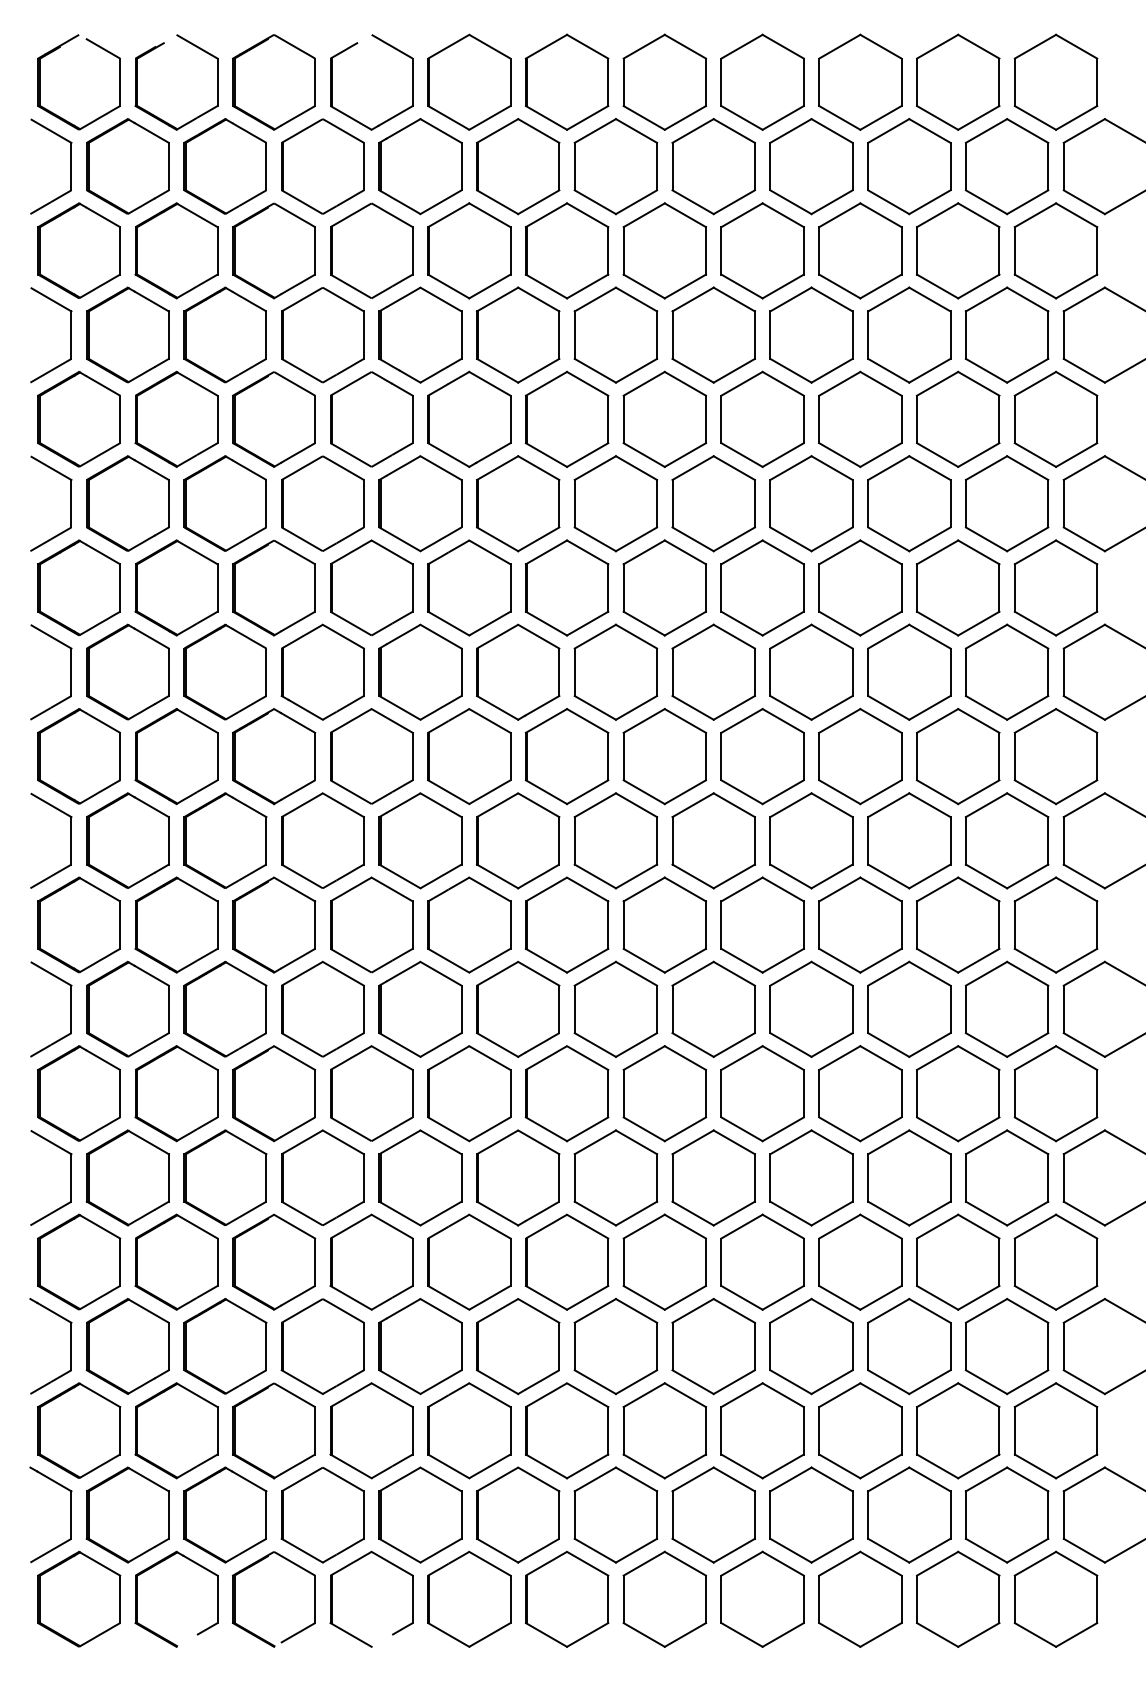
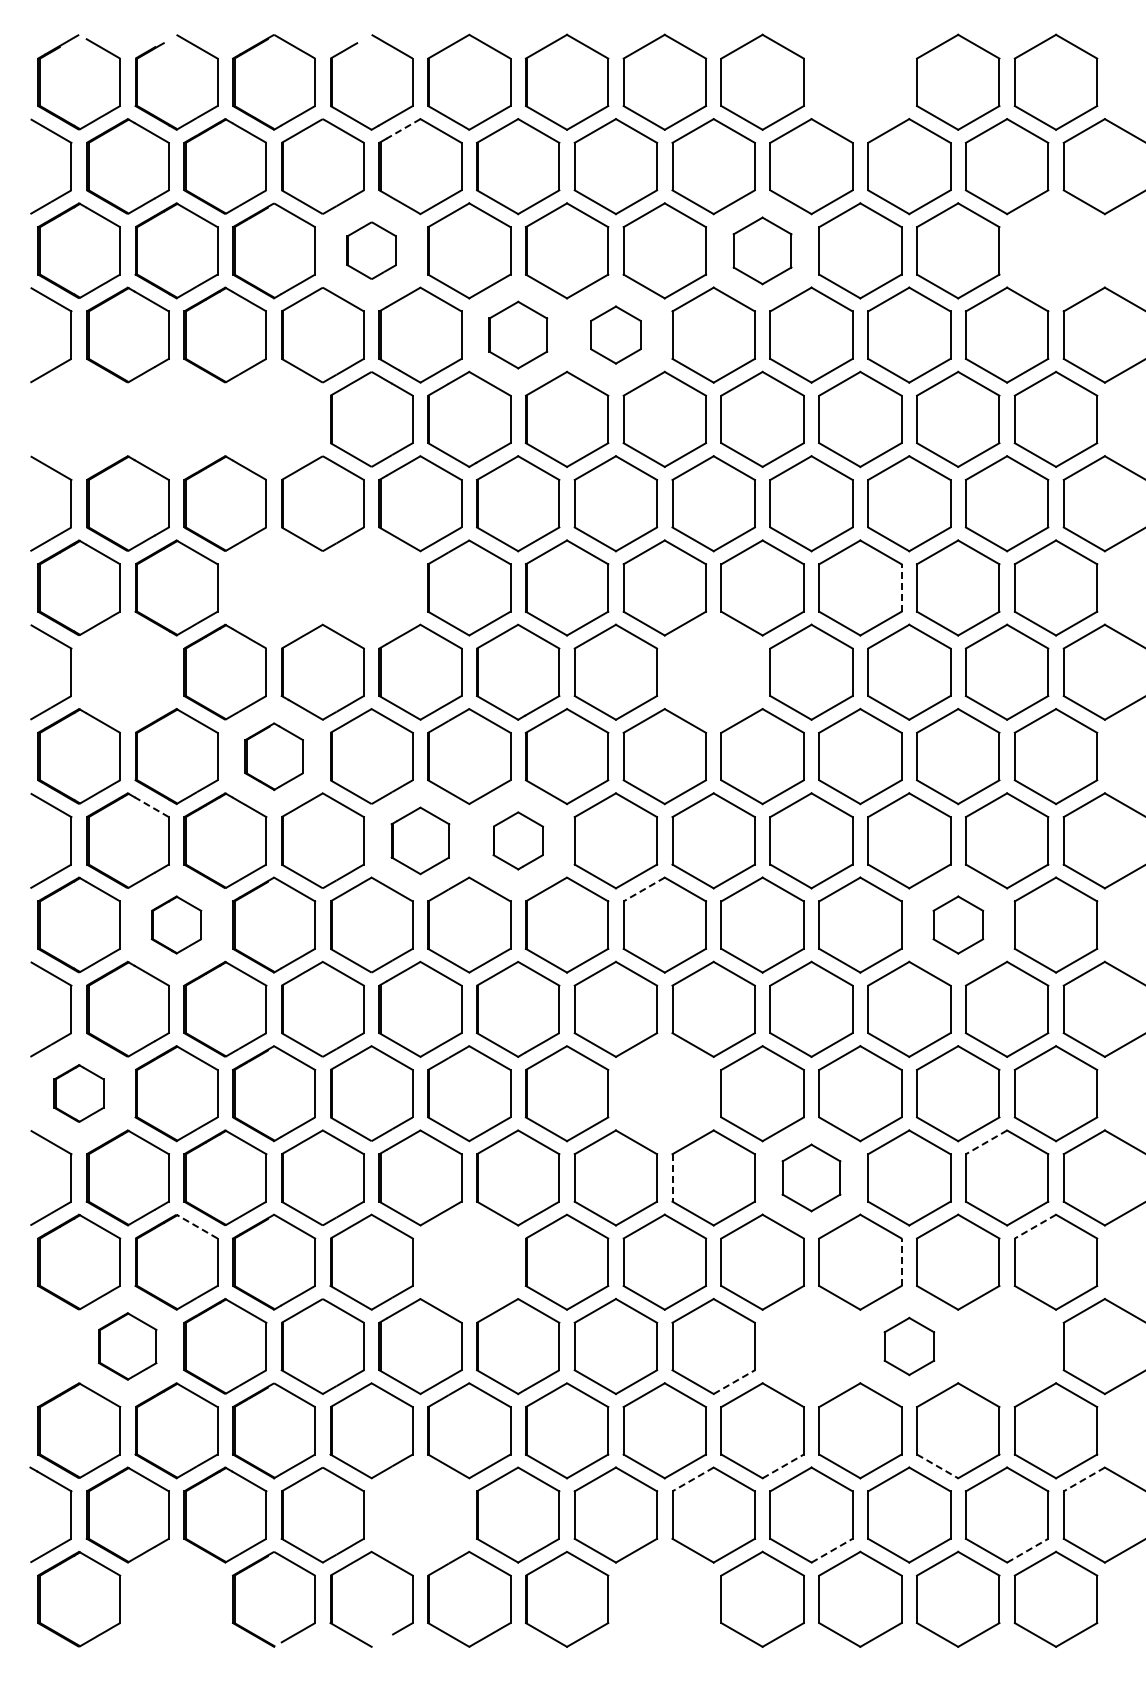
part: present -> none (860, 81)
line: solid -> dashed (403, 128)
part size: 84x97 px -> 51x59 px (371, 250)
part size: 85x98 px -> 61x70 px (762, 250)
part: present -> none (1055, 250)
part size: 85x98 px -> 61x70 px (518, 334)
part size: 86x98 px -> 52x60 px (615, 334)
part: present -> none (176, 418)
part: present -> none (78, 419)
part: present -> none (273, 419)
part: present -> none (371, 587)
part: present -> none (273, 588)
line: solid -> dashed (901, 588)
part: present -> none (127, 671)
part: present -> none (713, 671)
part size: 85x98 px -> 60x69 px (273, 756)
line: solid -> dashed (151, 807)
part size: 85x98 px -> 61x70 px (420, 840)
part size: 85x98 px -> 52x60 px (517, 840)
line: solid -> dashed (644, 889)
part size: 85x98 px -> 53x60 px (176, 924)
part size: 85x98 px -> 53x60 px (958, 924)
part size: 84x97 px -> 52x59 px (78, 1093)
part: present -> none (664, 1093)
line: solid -> dashed (986, 1142)
line: solid -> dashed (672, 1177)
part size: 85x98 px -> 61x70 px (811, 1177)
line: solid -> dashed (197, 1226)
line: solid -> dashed (1035, 1226)
part: present -> none (469, 1261)
line: solid -> dashed (901, 1262)
part: present -> none (70, 1346)
part size: 85x97 px -> 60x69 px (127, 1346)
part: present -> none (811, 1346)
part size: 85x99 px -> 53x61 px (909, 1346)
part: present -> none (1006, 1346)
line: solid -> dashed (734, 1382)
line: solid -> dashed (783, 1466)
line: solid -> dashed (937, 1466)
line: solid -> dashed (693, 1479)
line: solid -> dashed (1084, 1479)
part: present -> none (420, 1514)
line: solid -> dashed (832, 1550)
line: solid -> dashed (1027, 1550)
part: present -> none (155, 1566)
part: present -> none (664, 1598)
